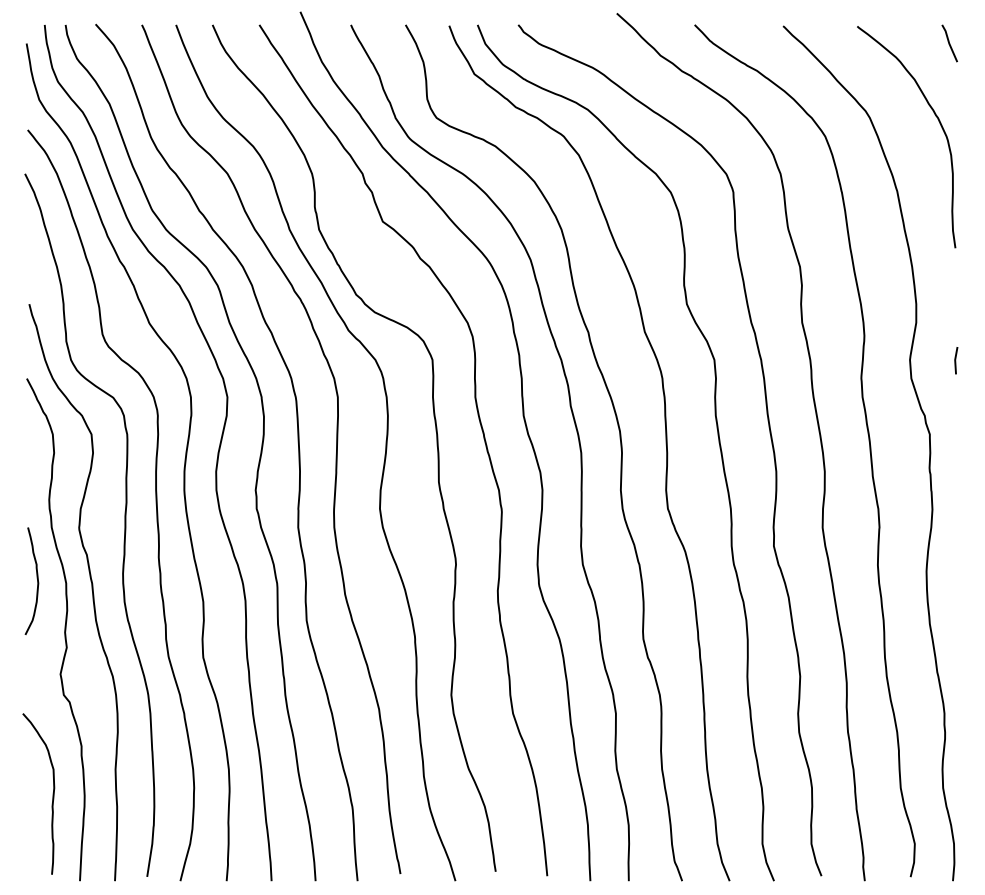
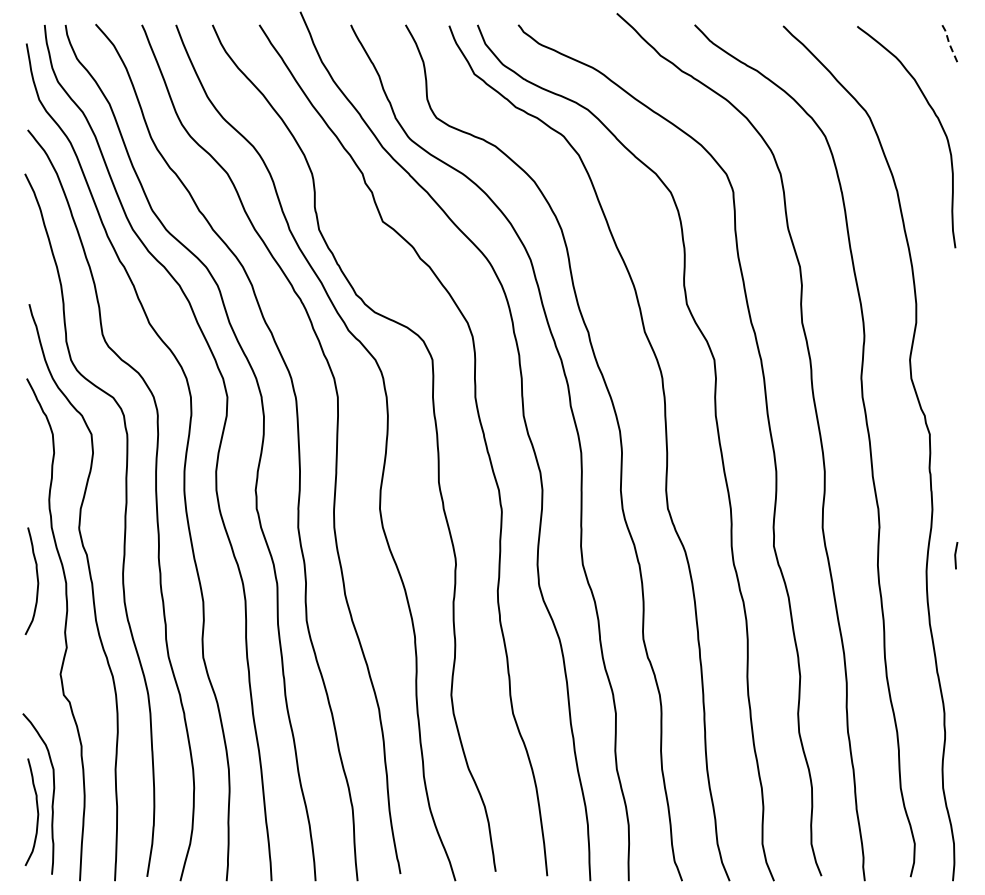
line: solid -> dashed (949, 43)
line position: (956, 360) -> (956, 555) (956, 555)
curve: none -> present (36, 809)
